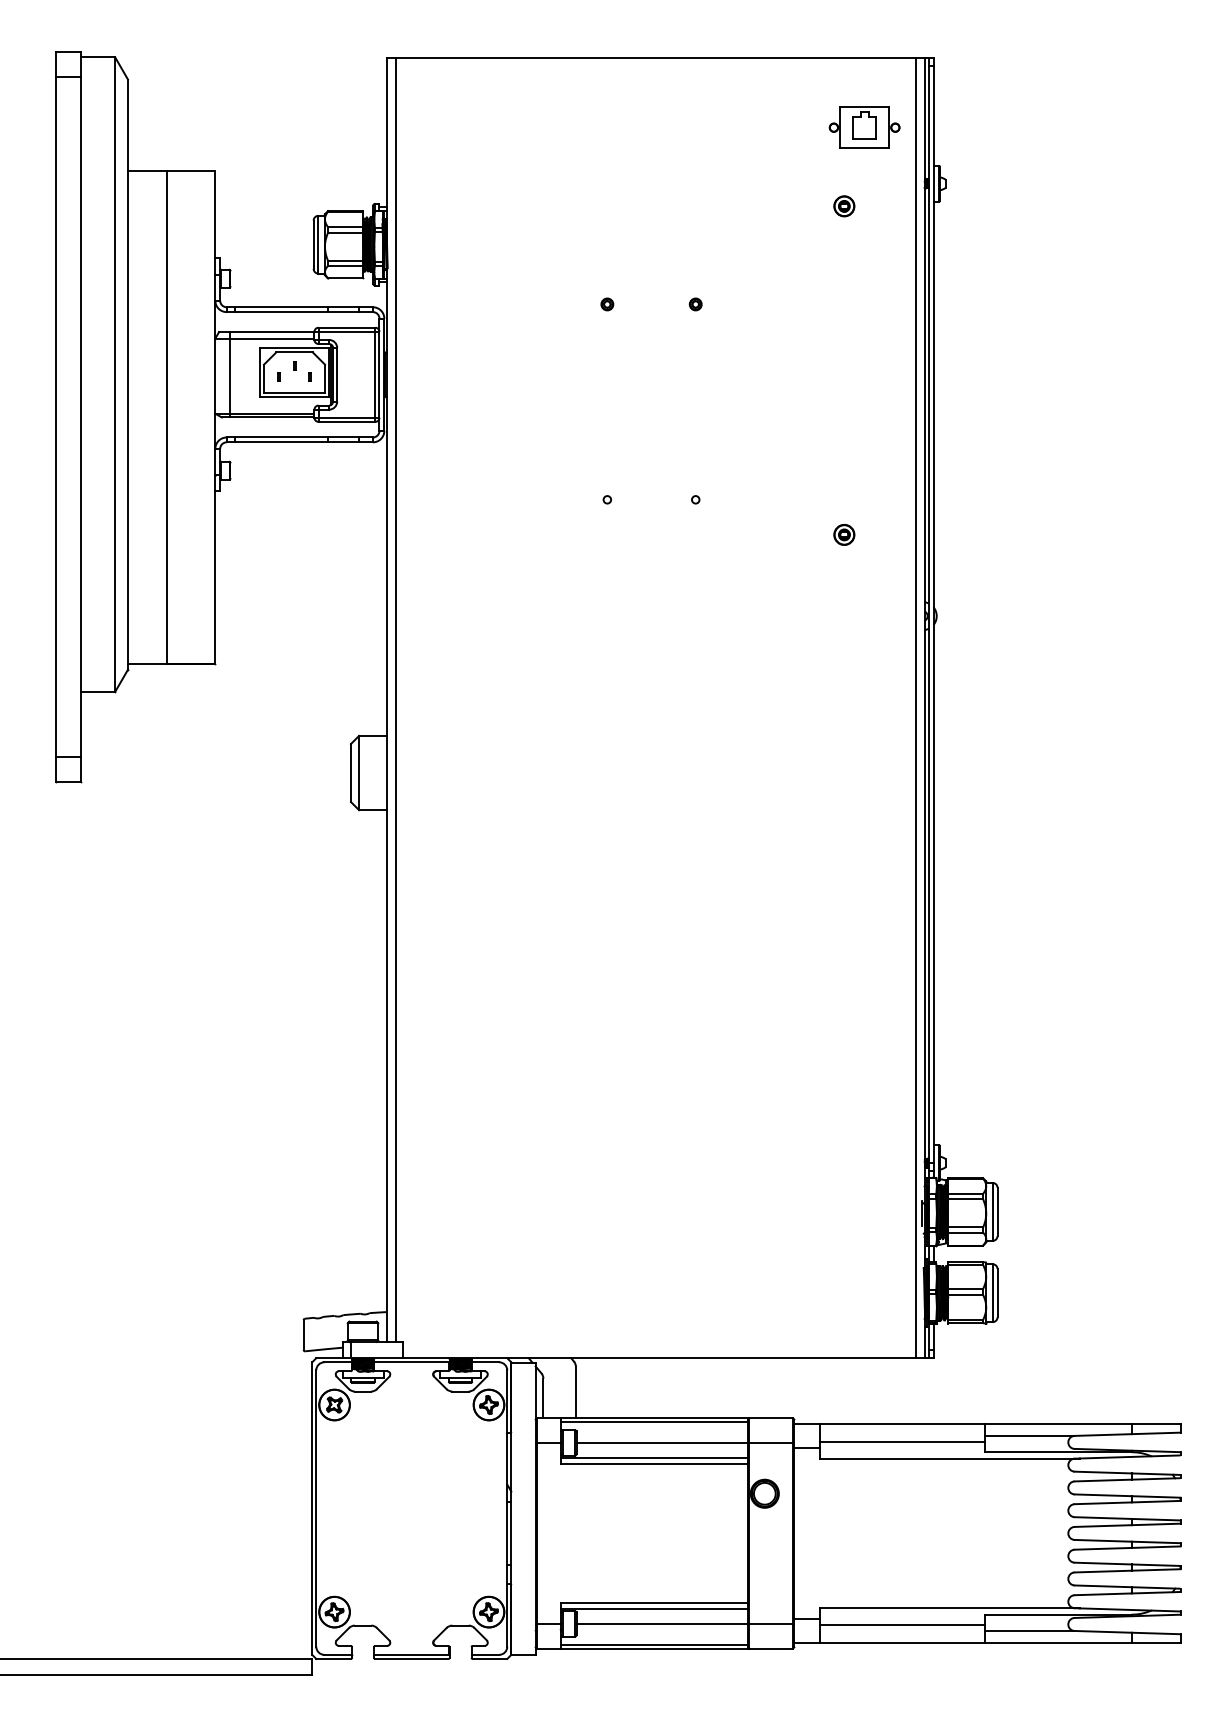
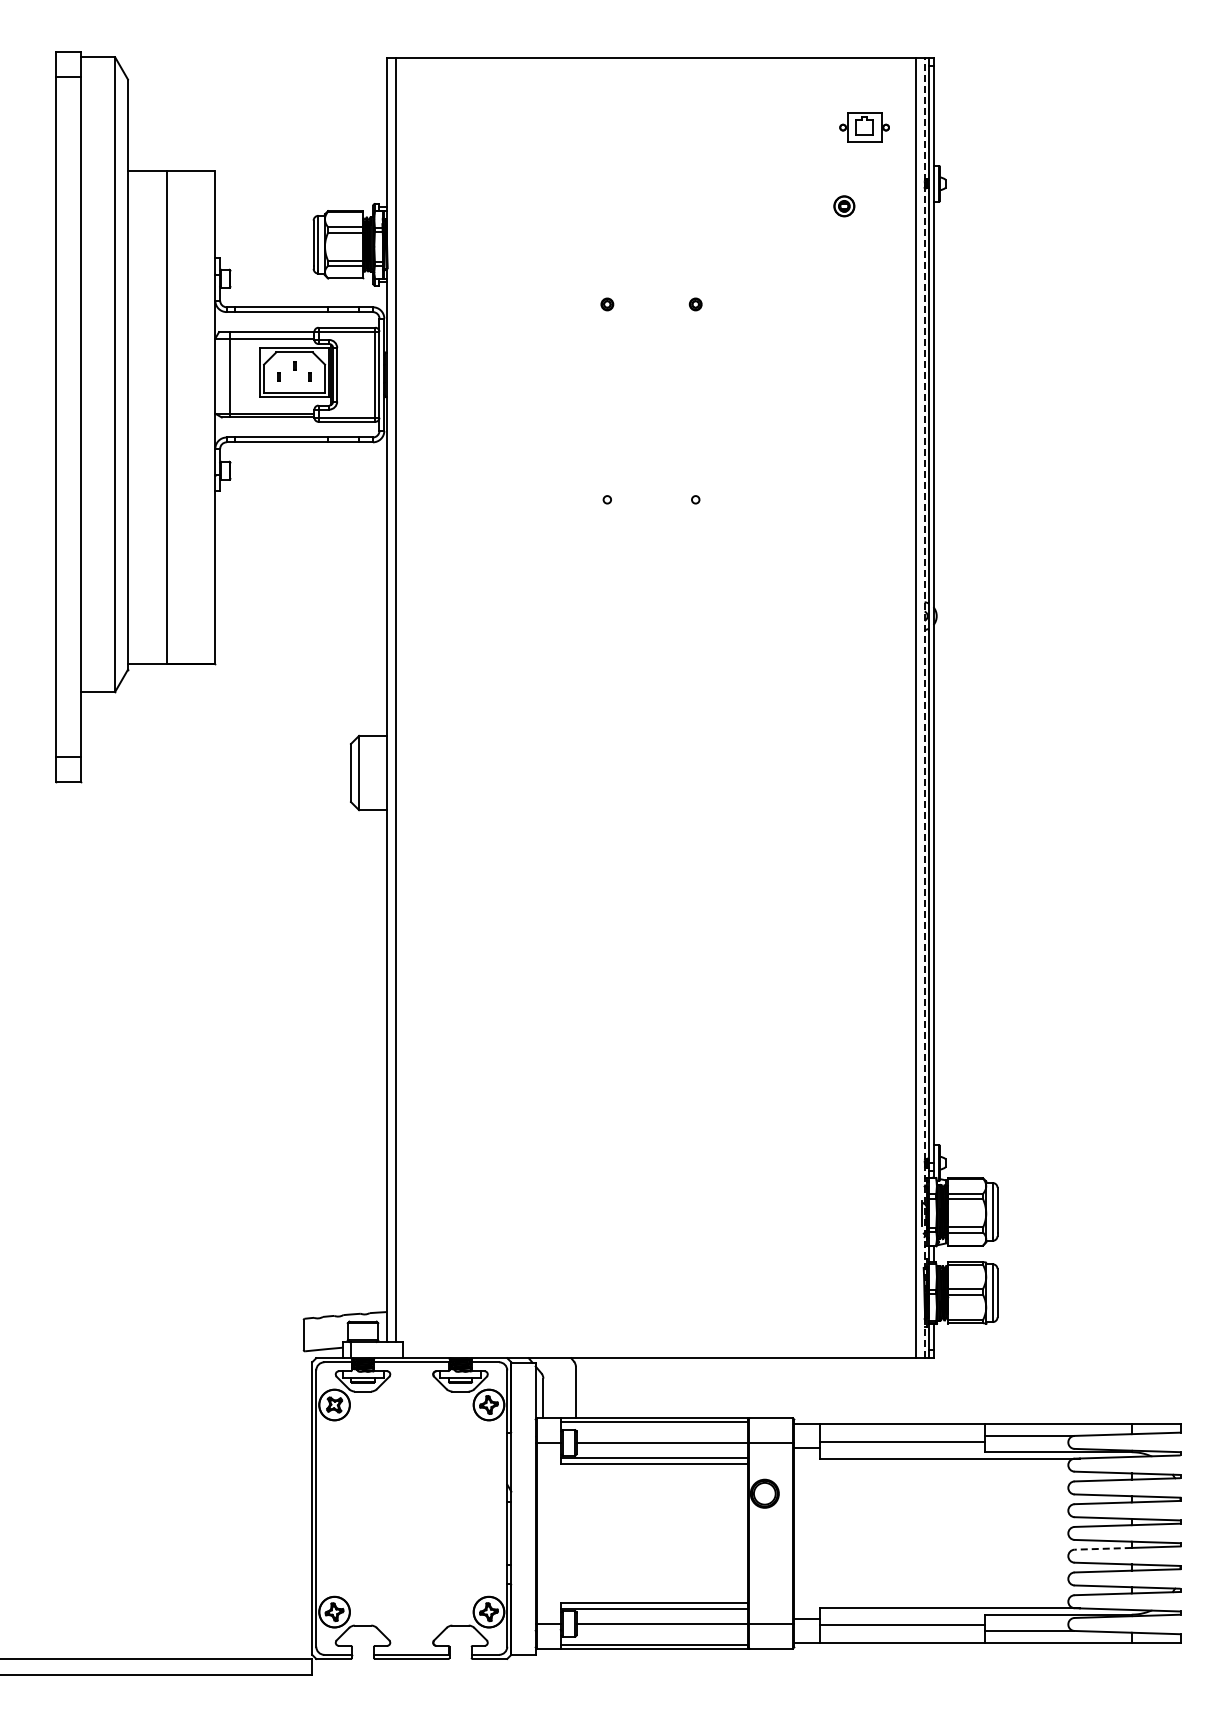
part size: 73x43 px -> 51x31 px (864, 127)
part: present -> none (844, 534)
line: solid -> dashed (924, 707)
line: solid -> dashed (1103, 1548)
